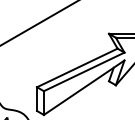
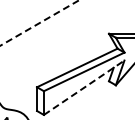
line: solid -> dashed (40, 22)
line: solid -> dashed (84, 87)
